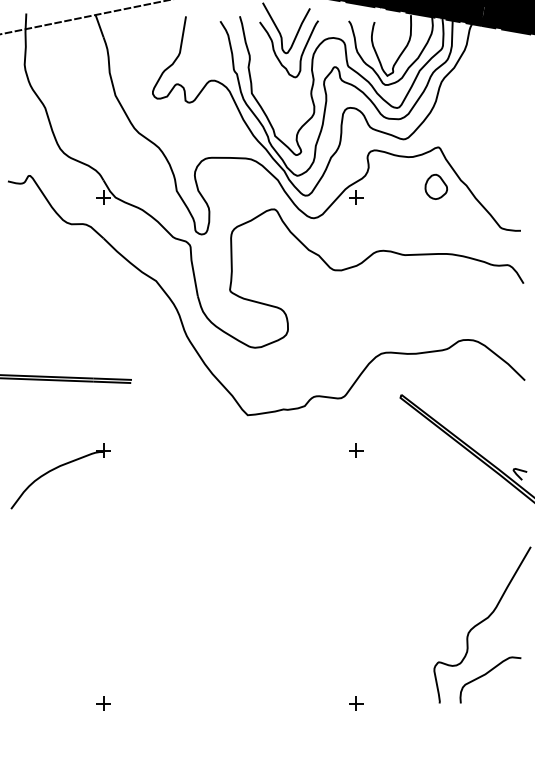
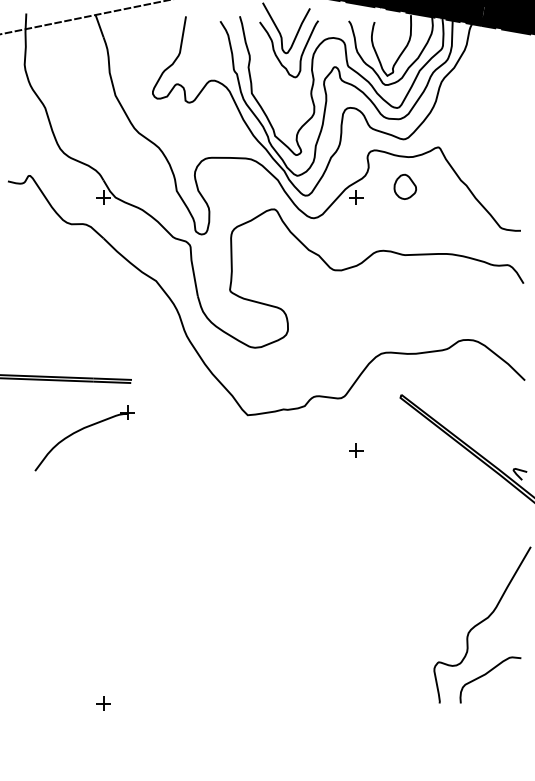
part position: (436, 186) -> (405, 186) (405, 186)
part position: (57, 468) -> (81, 430) (81, 430)
part: present -> none (356, 703)
